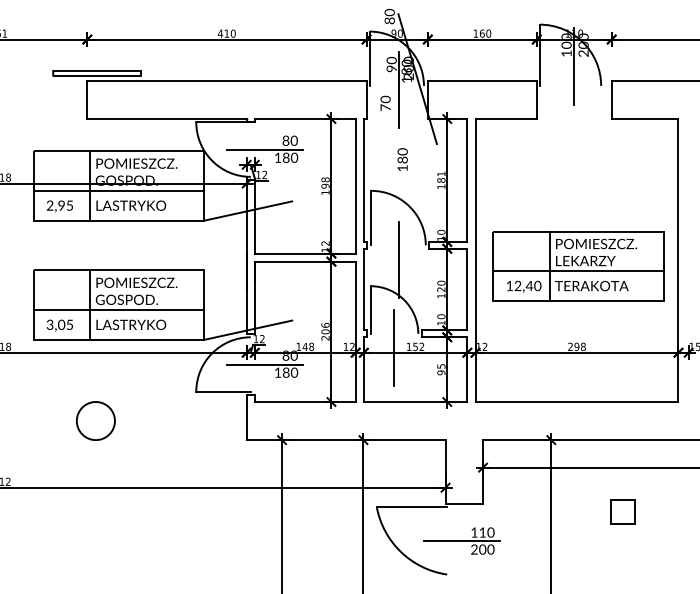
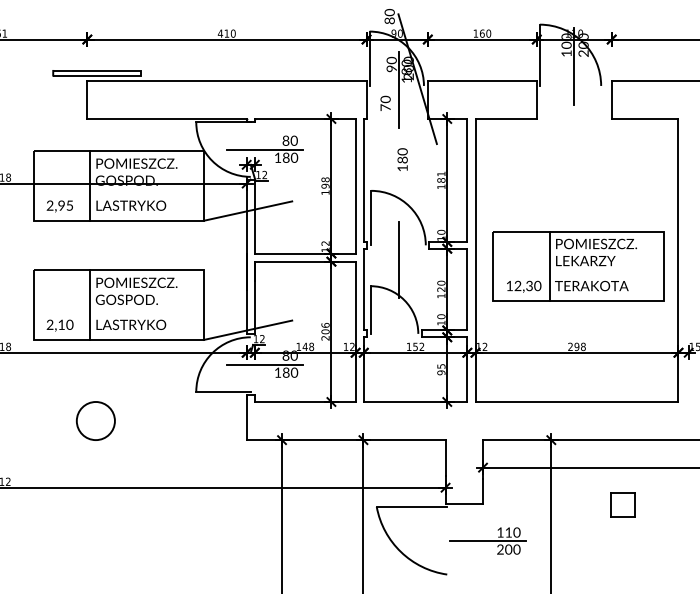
line: present -> none (118, 190)
line: present -> none (578, 271)
text: 12,40 -> 12,30 (529, 285)
line: present -> none (118, 309)
text: 3,05 -> 2,10 (59, 324)
line: present -> none (394, 348)
part position: (622, 511) -> (622, 504) (622, 504)
part position: (461, 540) -> (487, 540) (487, 540)
